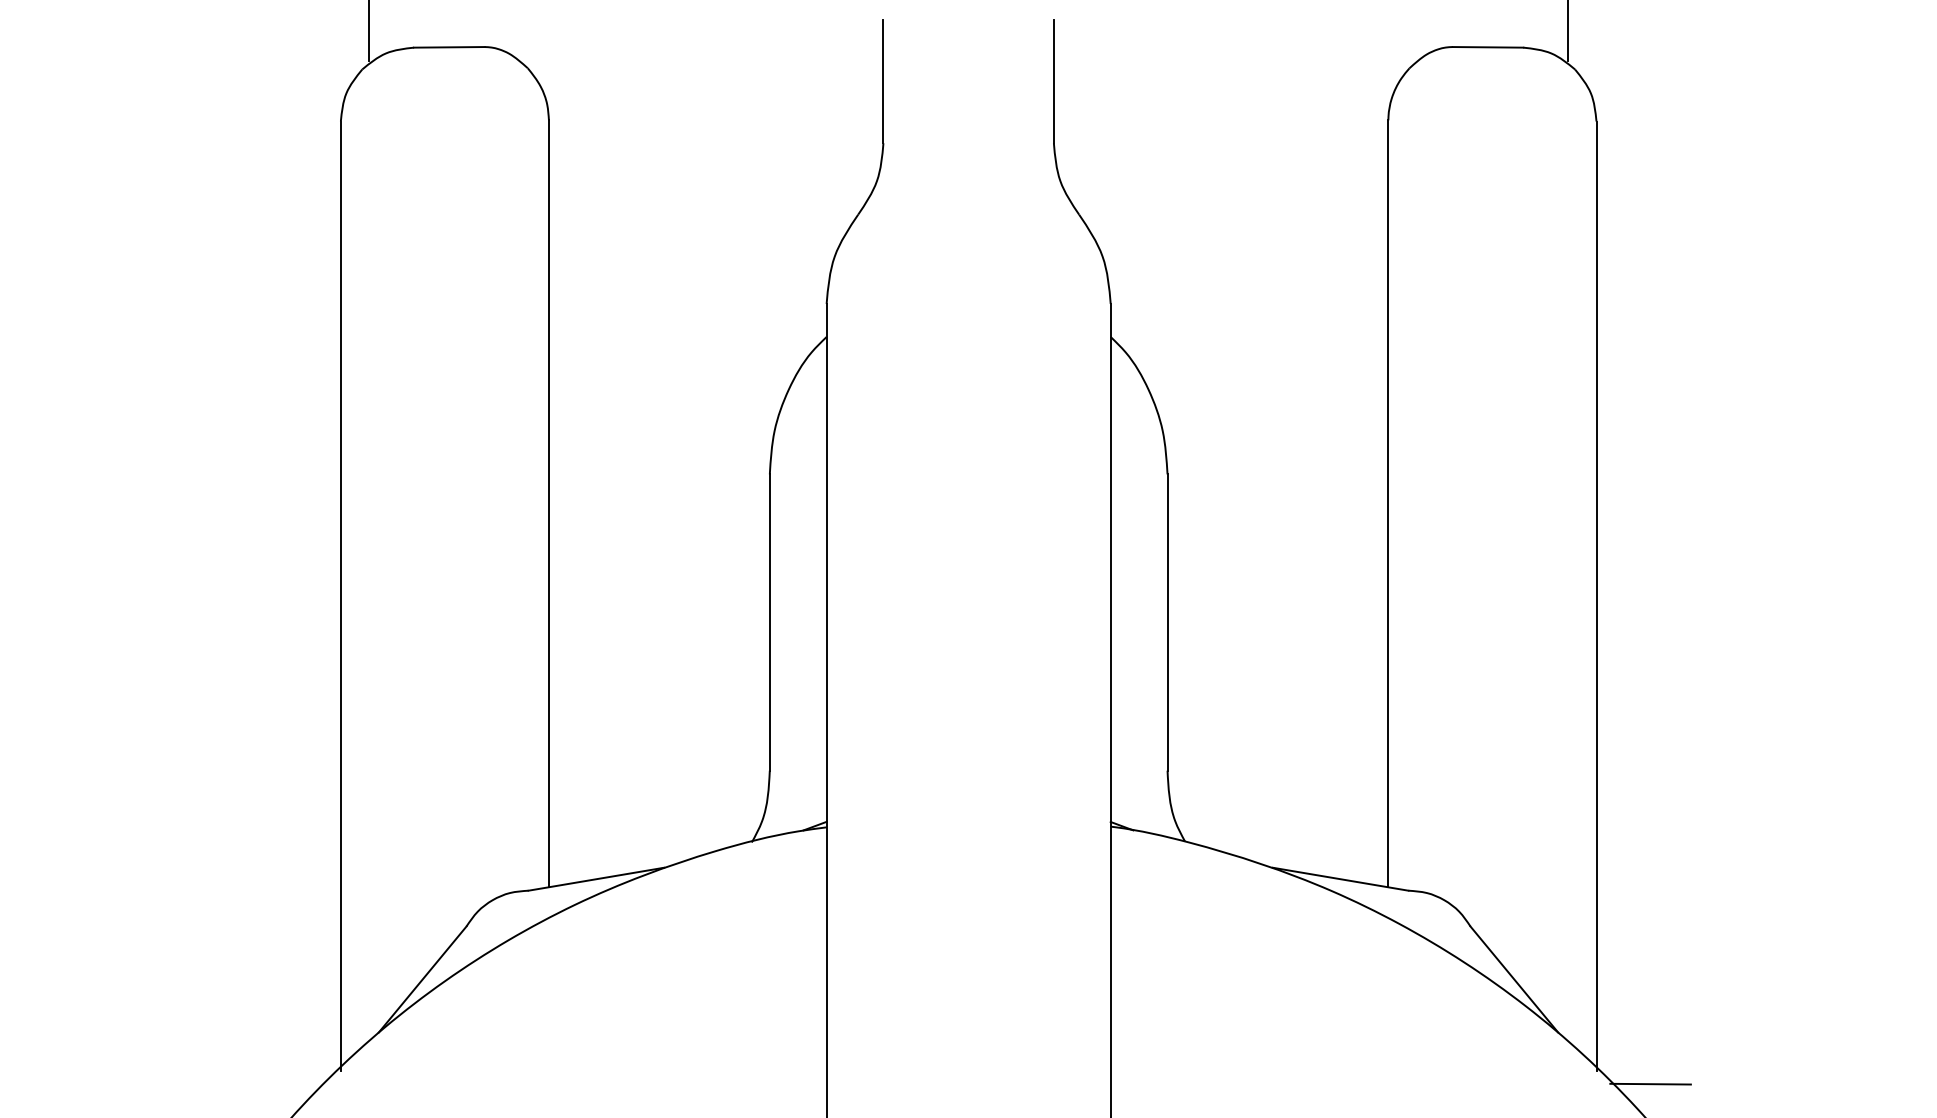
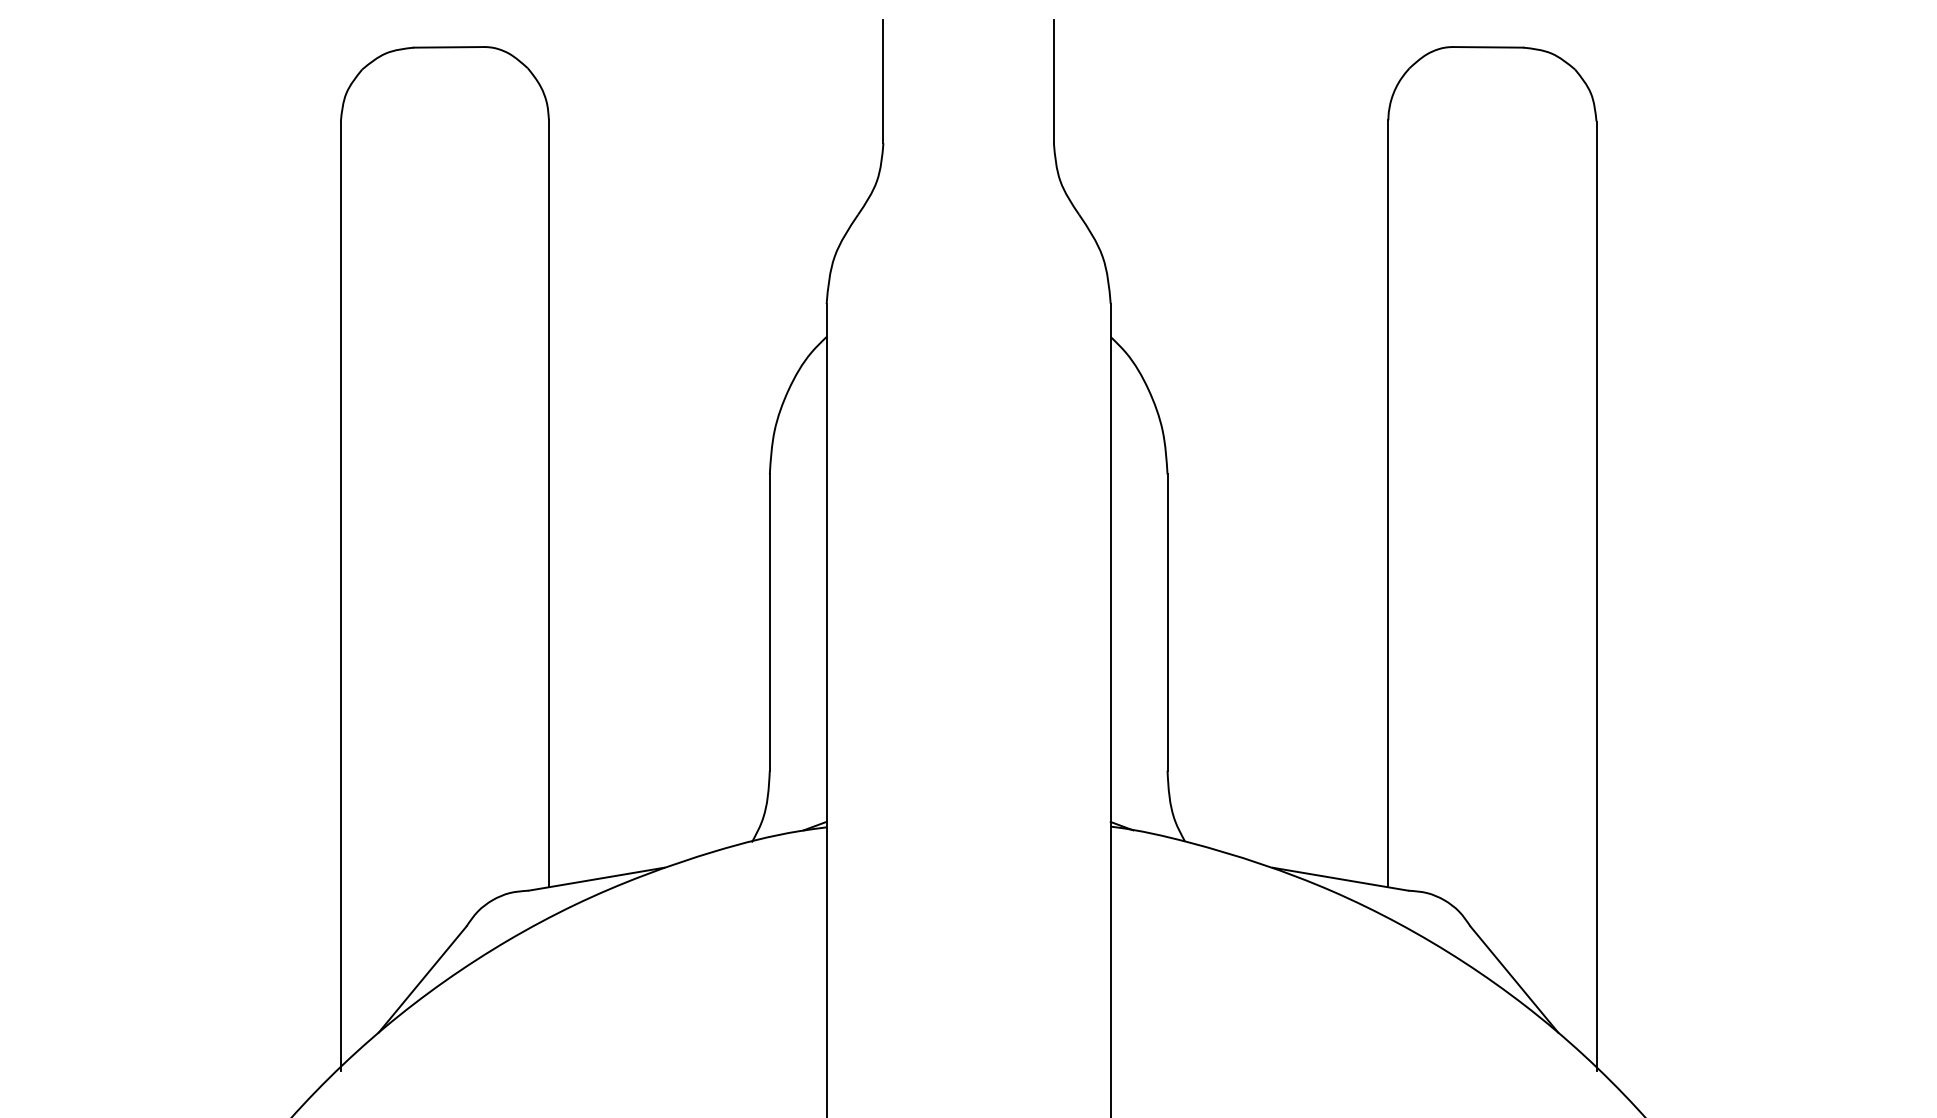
line: present -> none (369, 31)
line: present -> none (1568, 31)
line: present -> none (1650, 1083)
